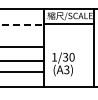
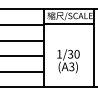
line: dashed -> solid (22, 24)
line position: (23, 46) -> (23, 40) (23, 40)
line position: (23, 61) -> (23, 56) (23, 56)
text position: (63, 64) -> (68, 61) (68, 61)
